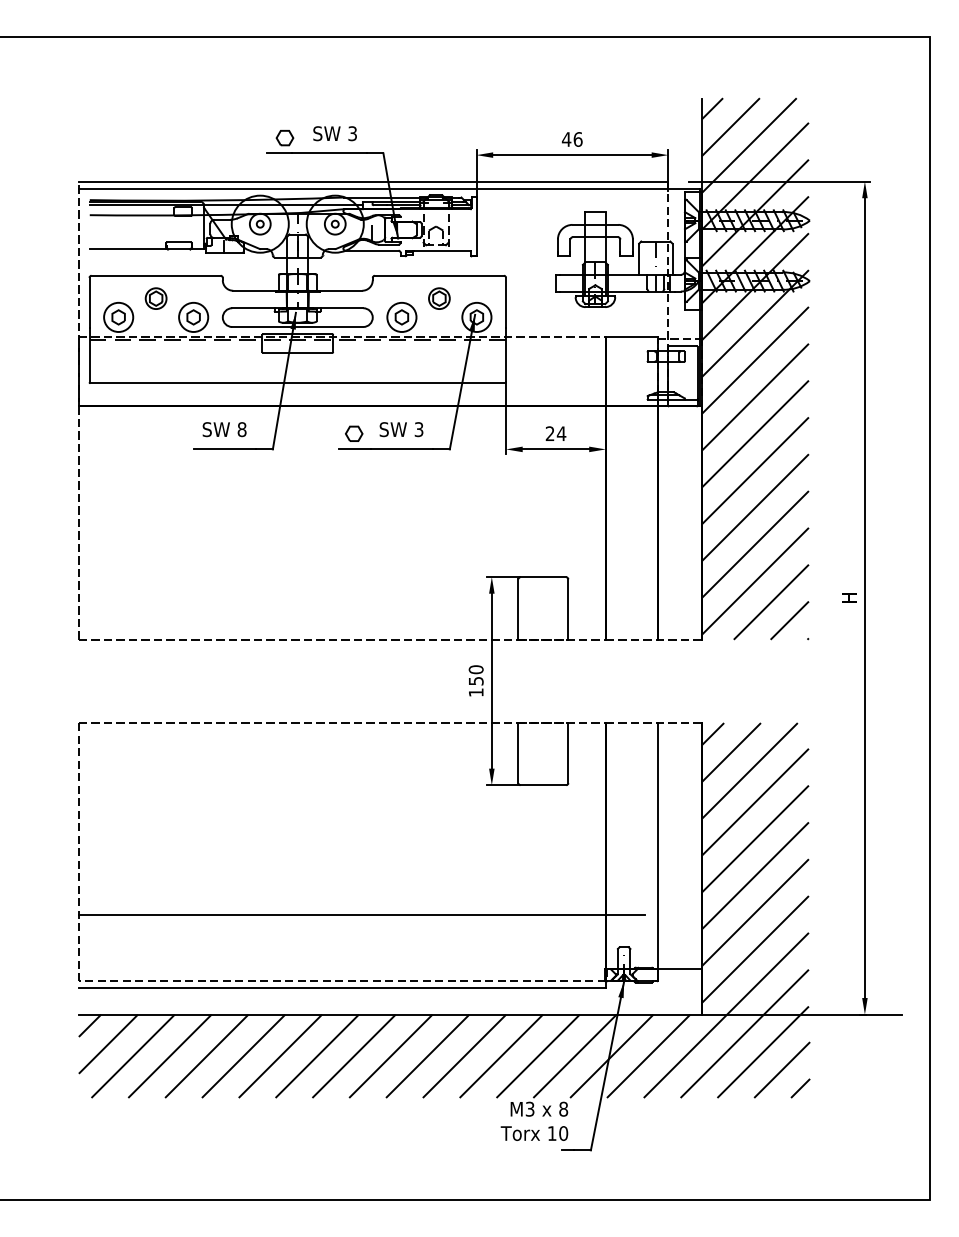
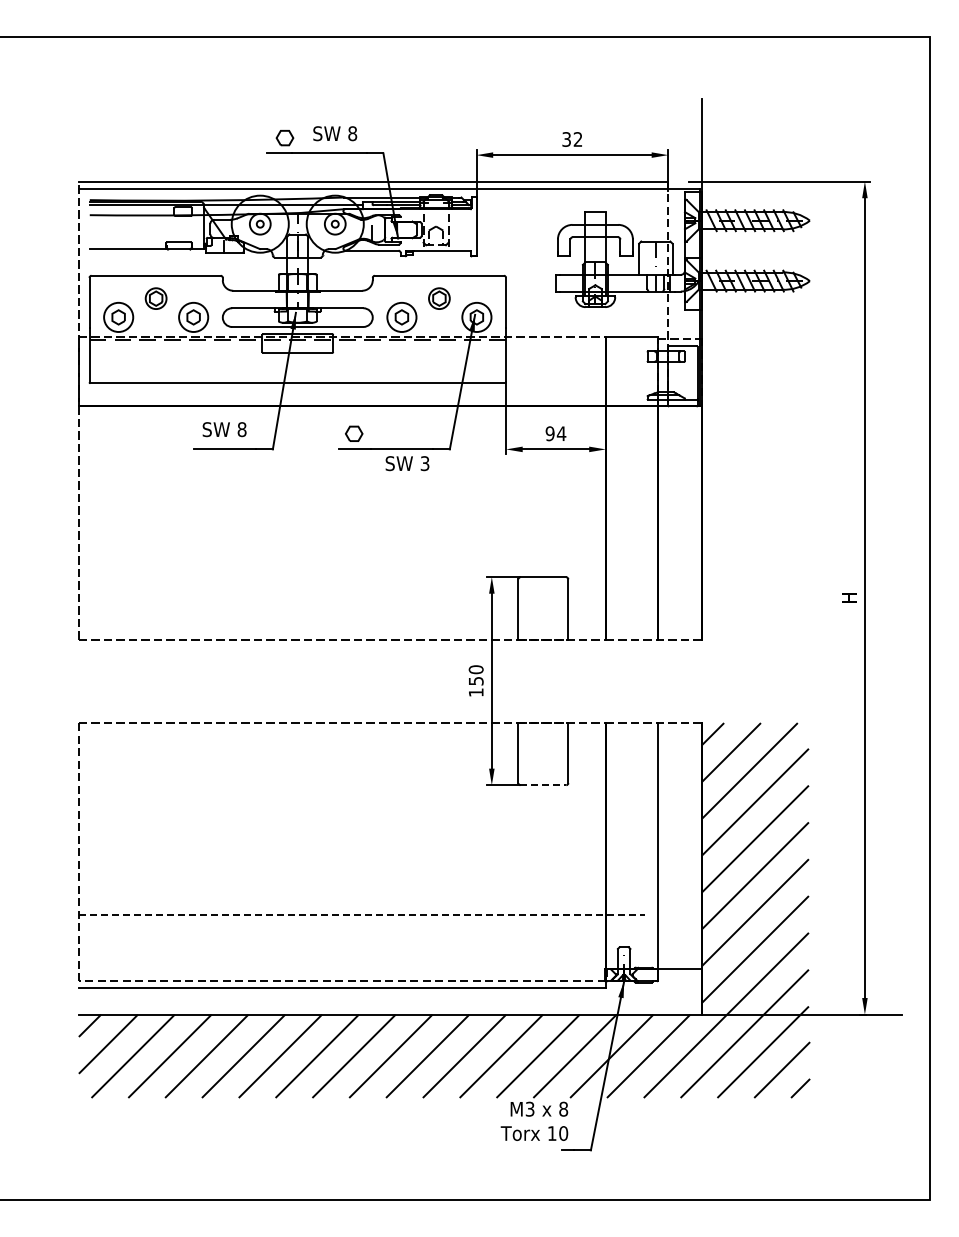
text: 3 -> 8 (352, 133)
text: 46 -> 32 (571, 139)
hatch: present -> none (754, 368)
text position: (401, 429) -> (407, 463) (407, 463)
text: 24 -> 94 (549, 433)
line: solid -> dashed (543, 785)
line: solid -> dashed (362, 914)
